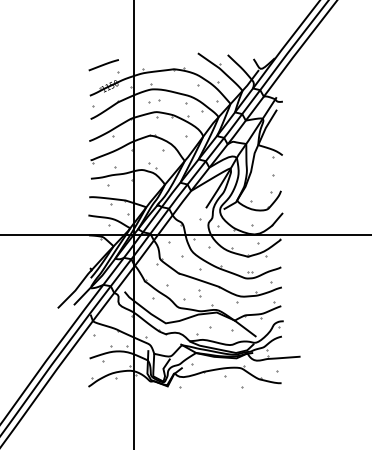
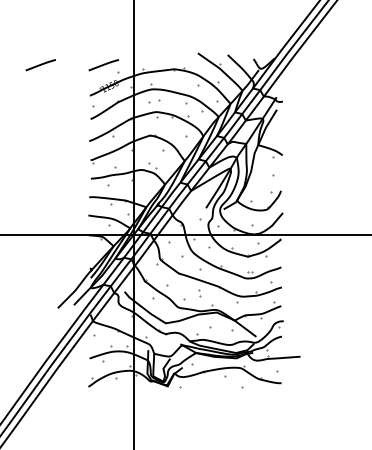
line: none -> present (40, 65)
